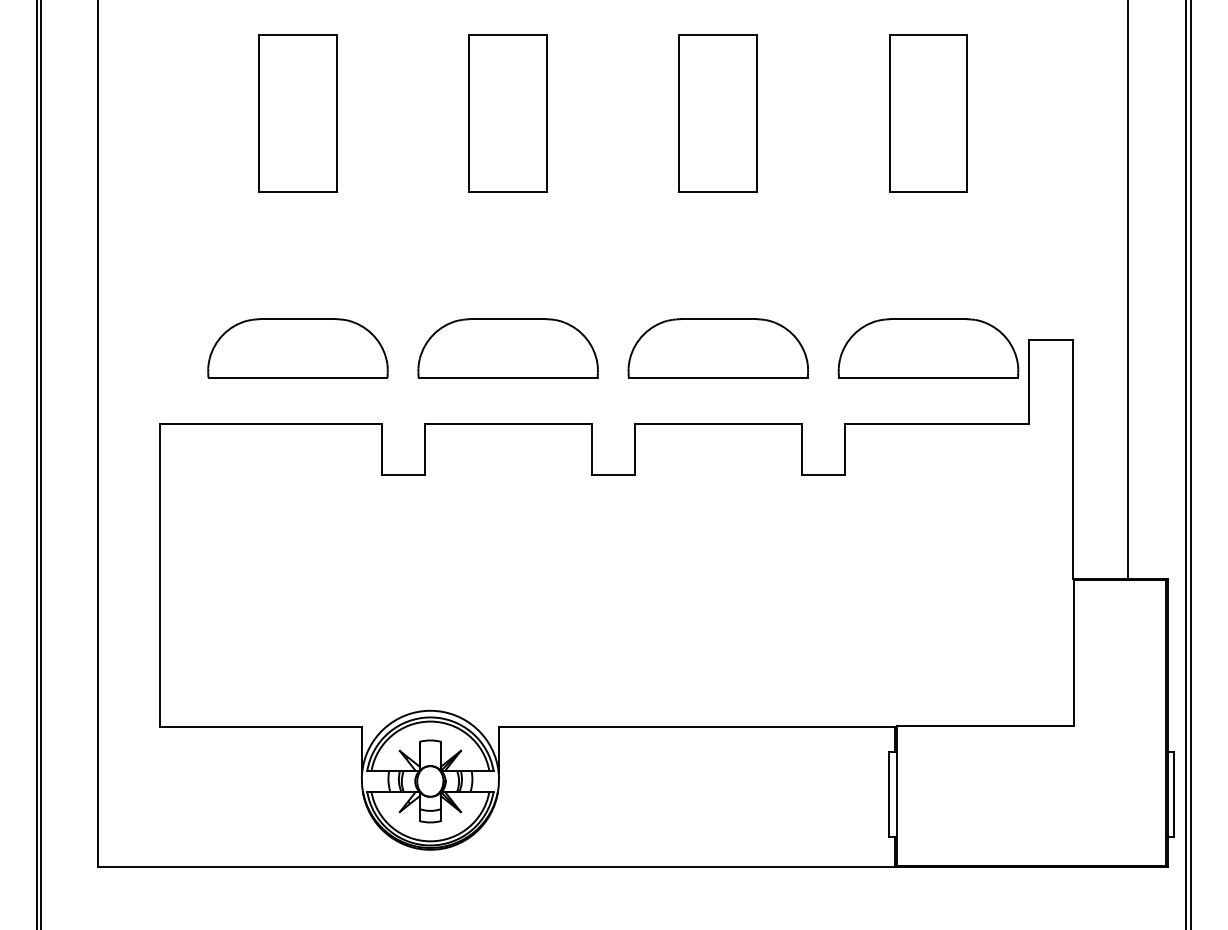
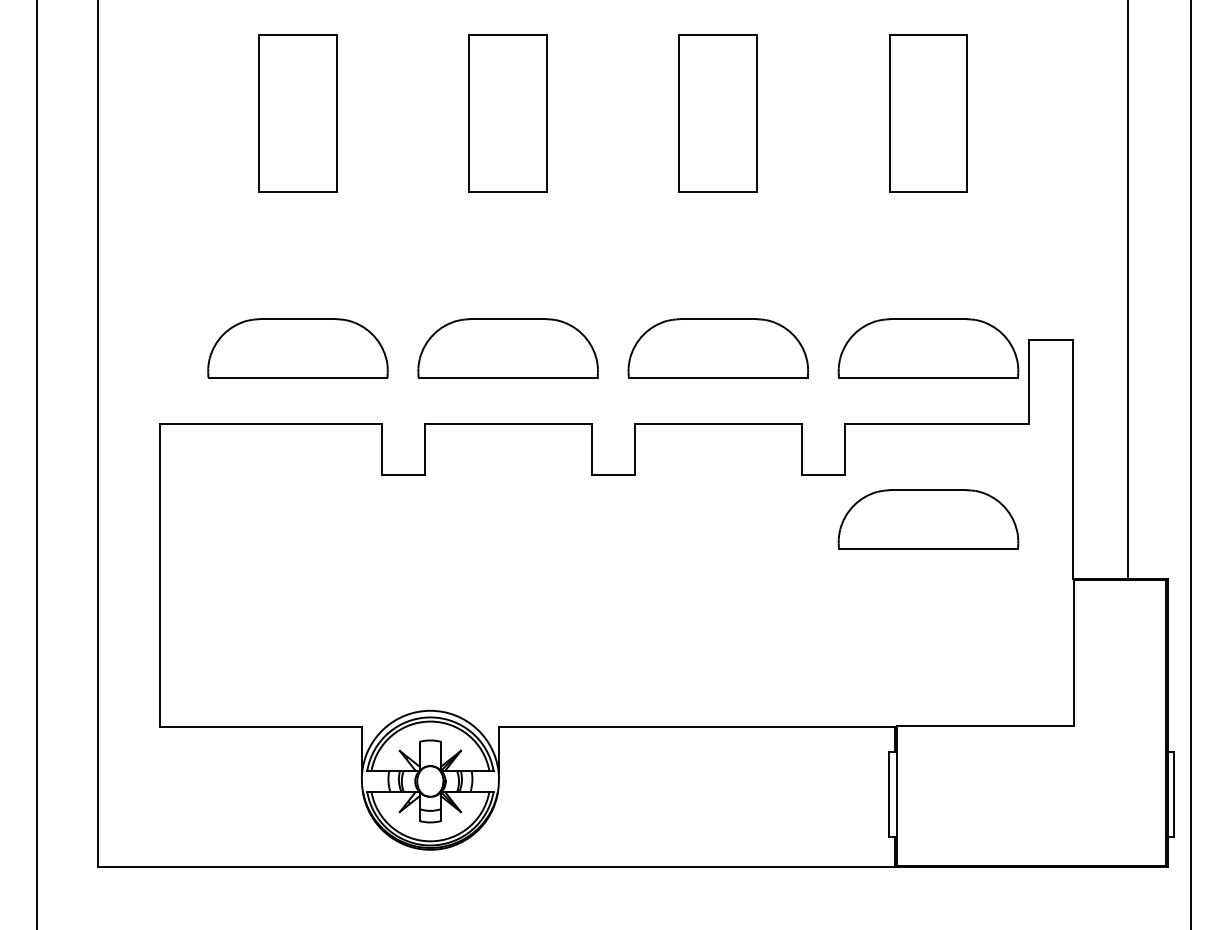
line: present -> none (40, 464)
line: present -> none (1185, 464)
part: none -> present (928, 519)
